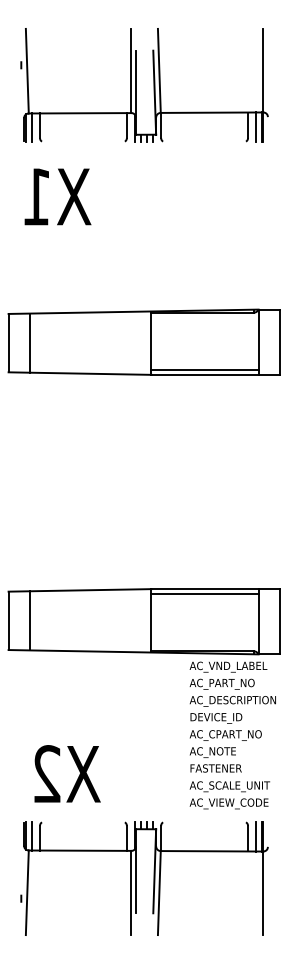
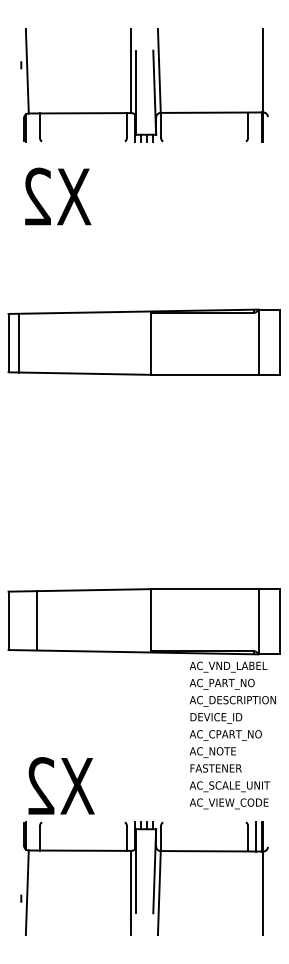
line: present -> none (256, 126)
line: present -> none (31, 127)
text: X1 -> X2 (37, 196)
line position: (30, 342) -> (19, 342) (19, 342)
line: present -> none (204, 370)
line: present -> none (204, 593)
line position: (30, 620) -> (37, 620) (37, 620)
text position: (67, 773) -> (61, 785) (61, 785)
line: present -> none (31, 836)
